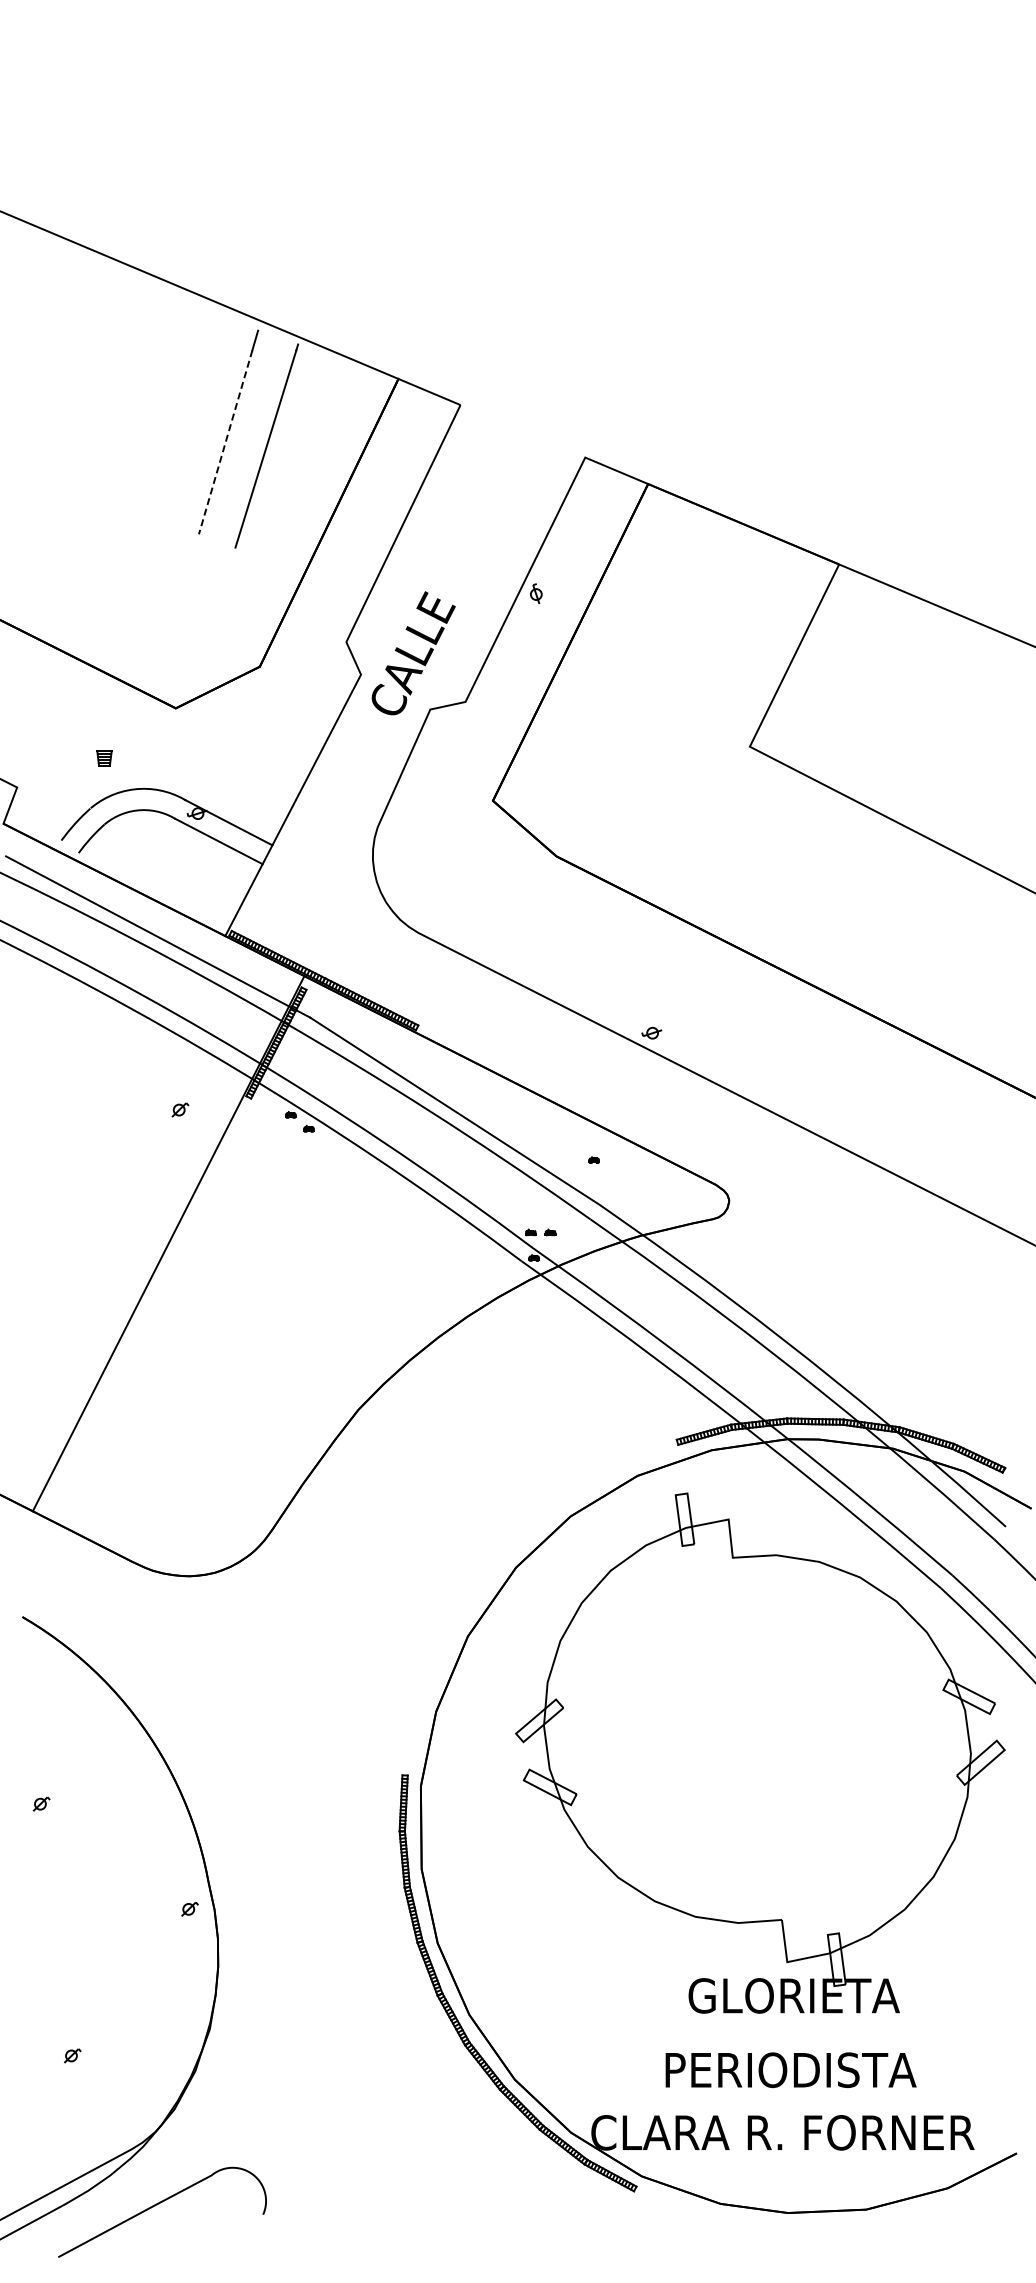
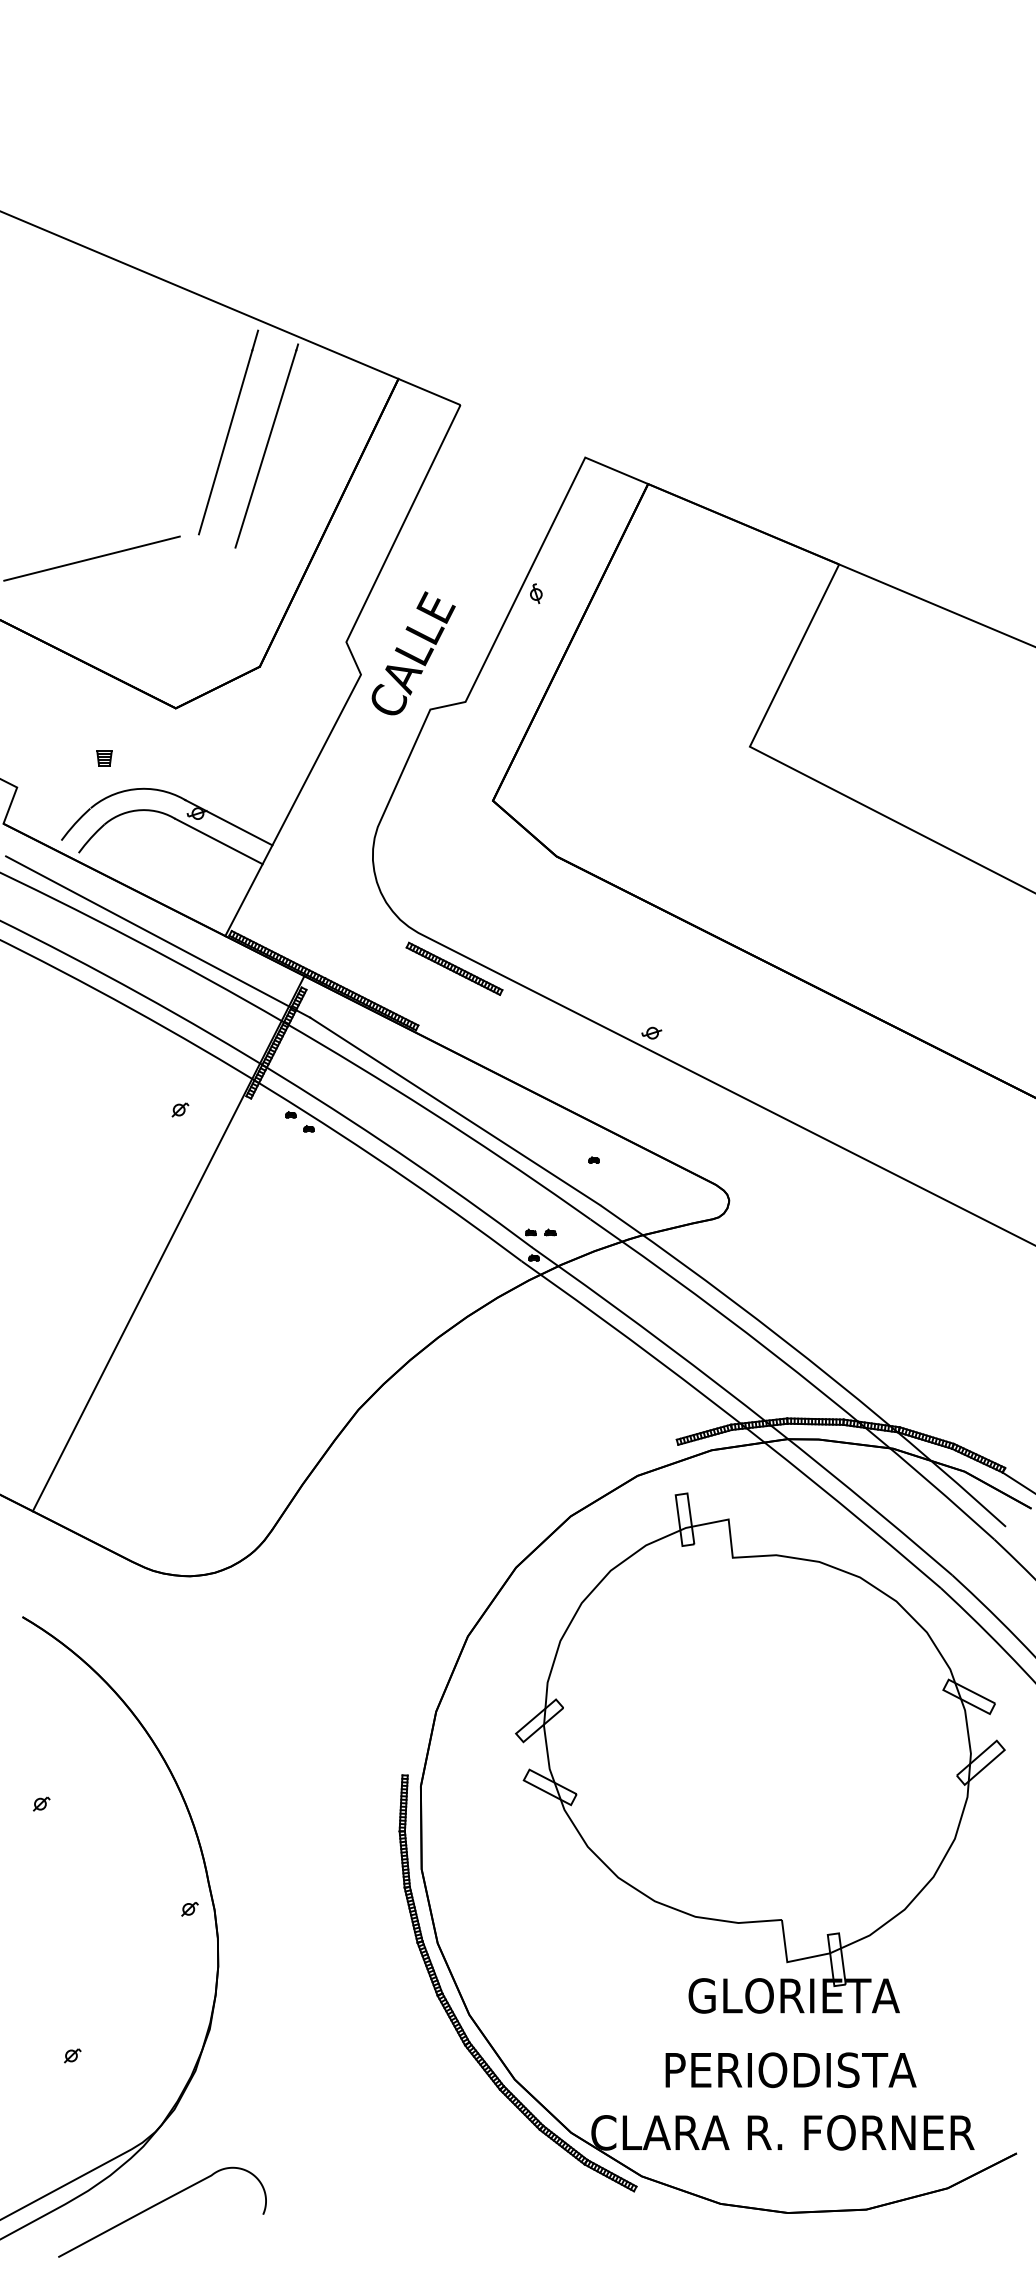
line: dashed -> solid (225, 442)
line: none -> present (91, 558)
part: none -> present (454, 968)
line: none -> present (1017, 1481)
